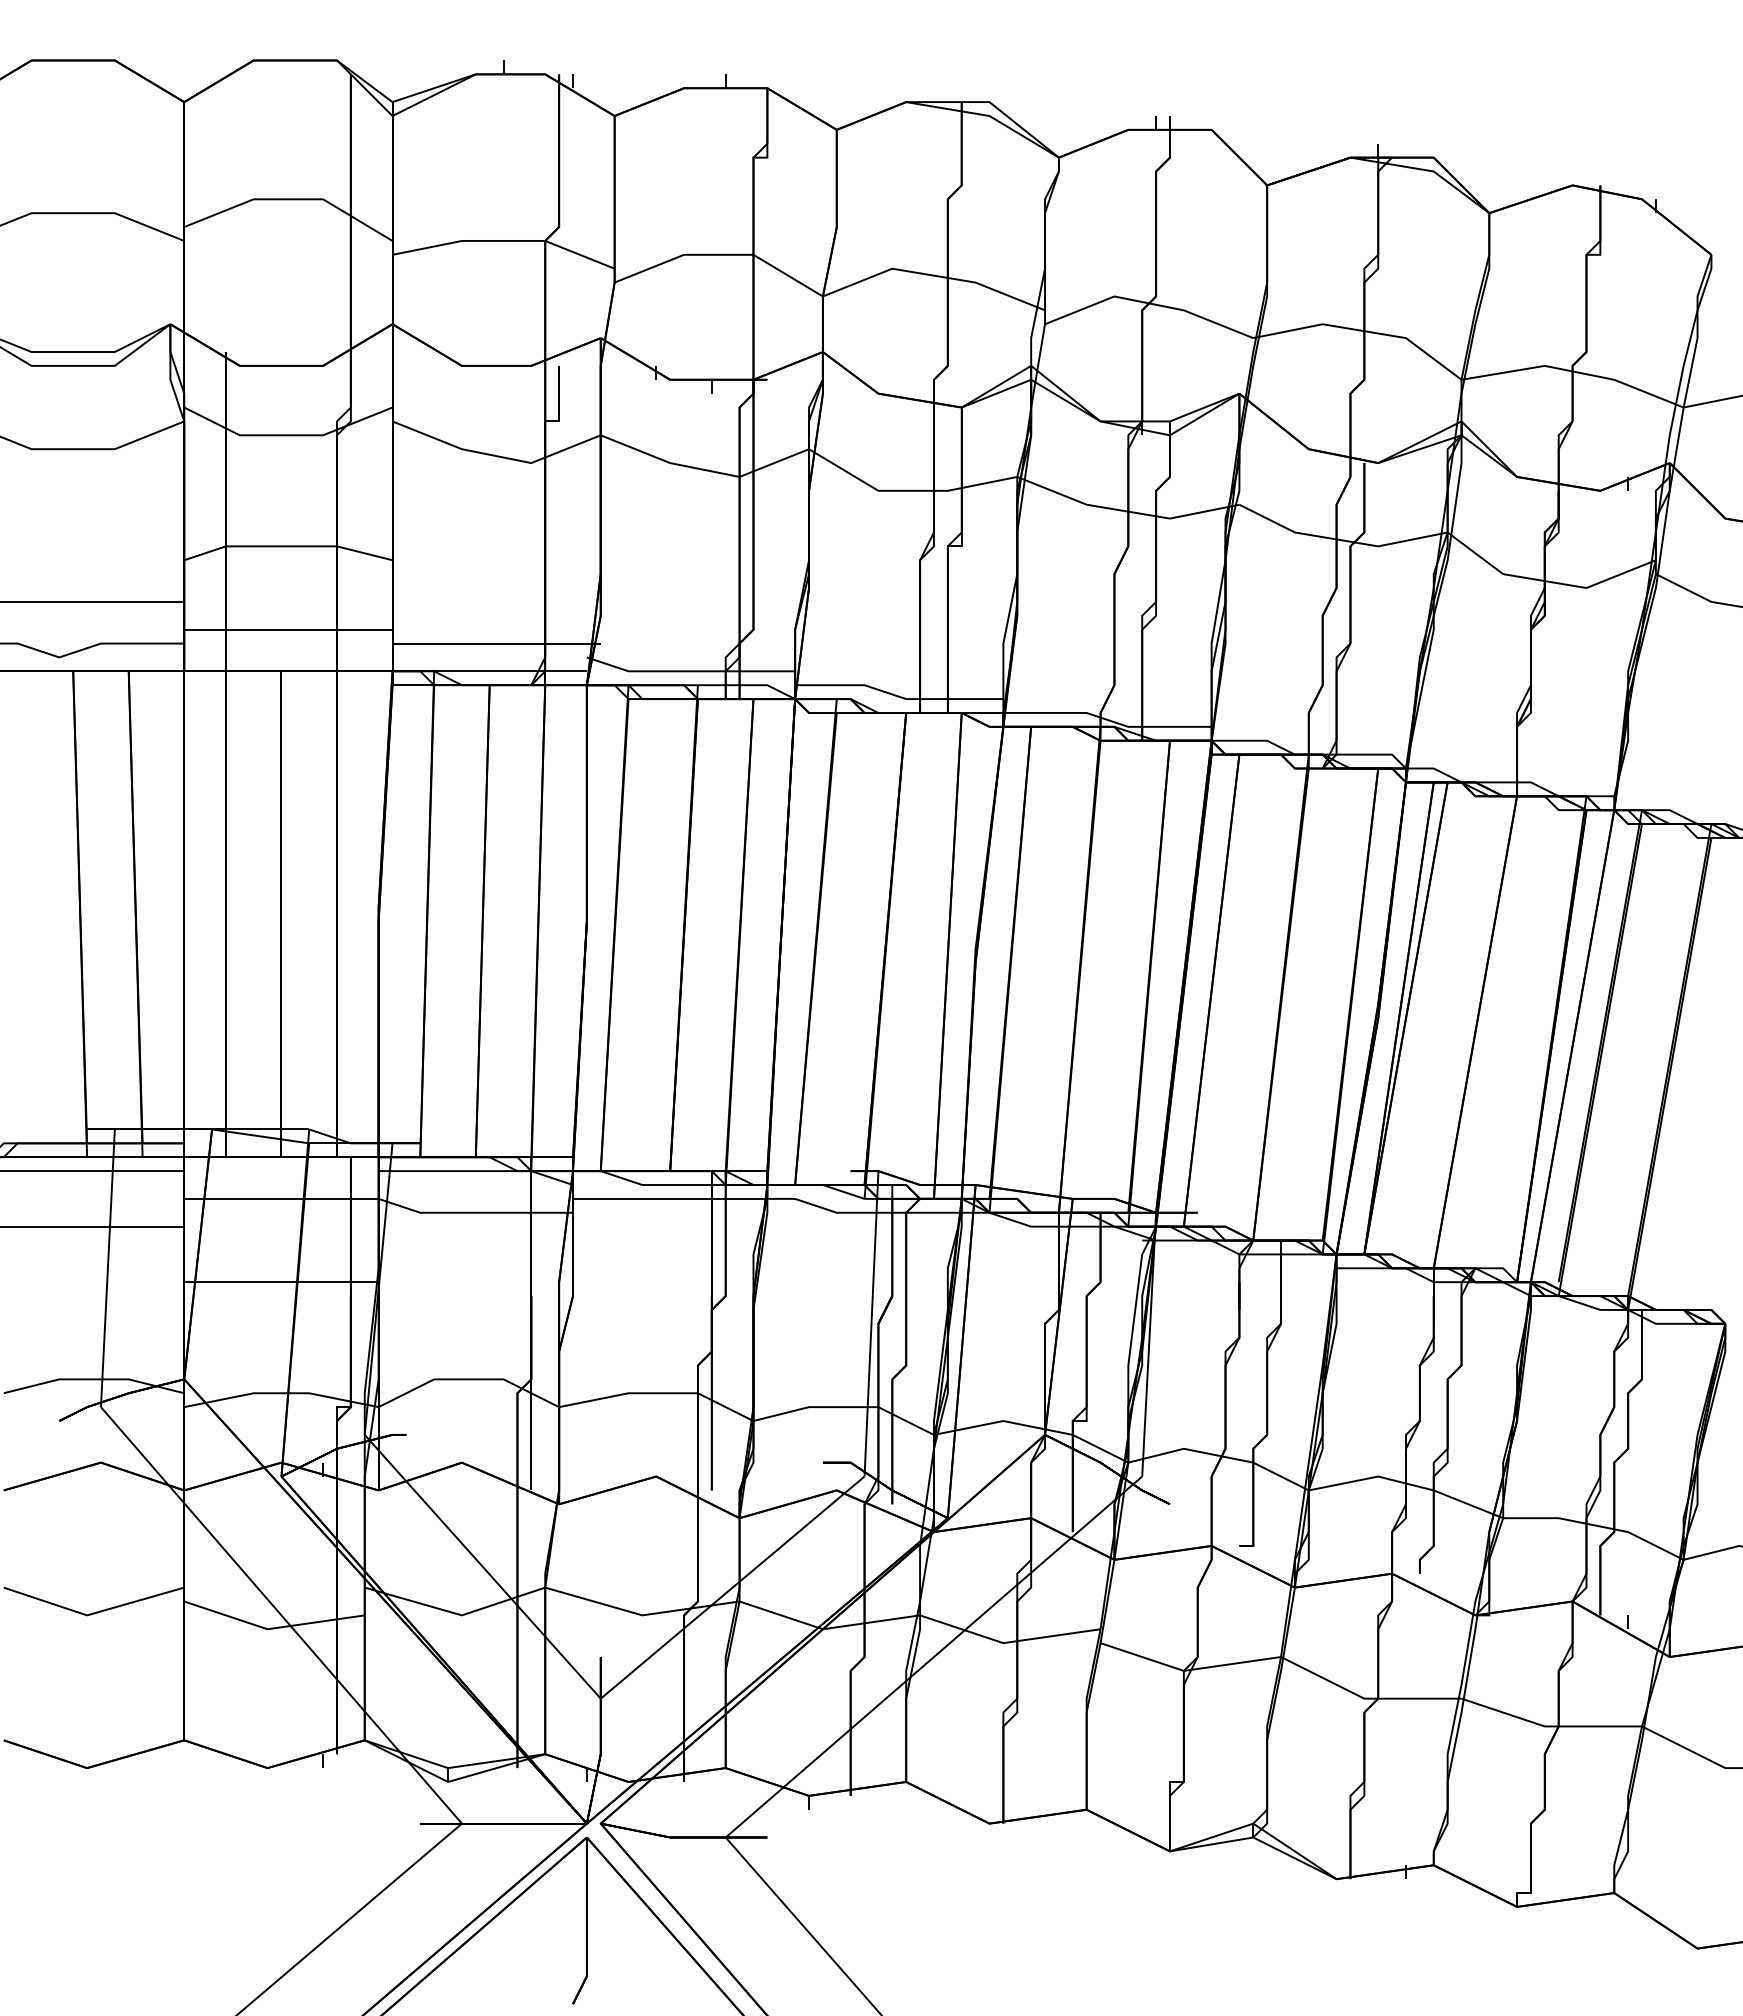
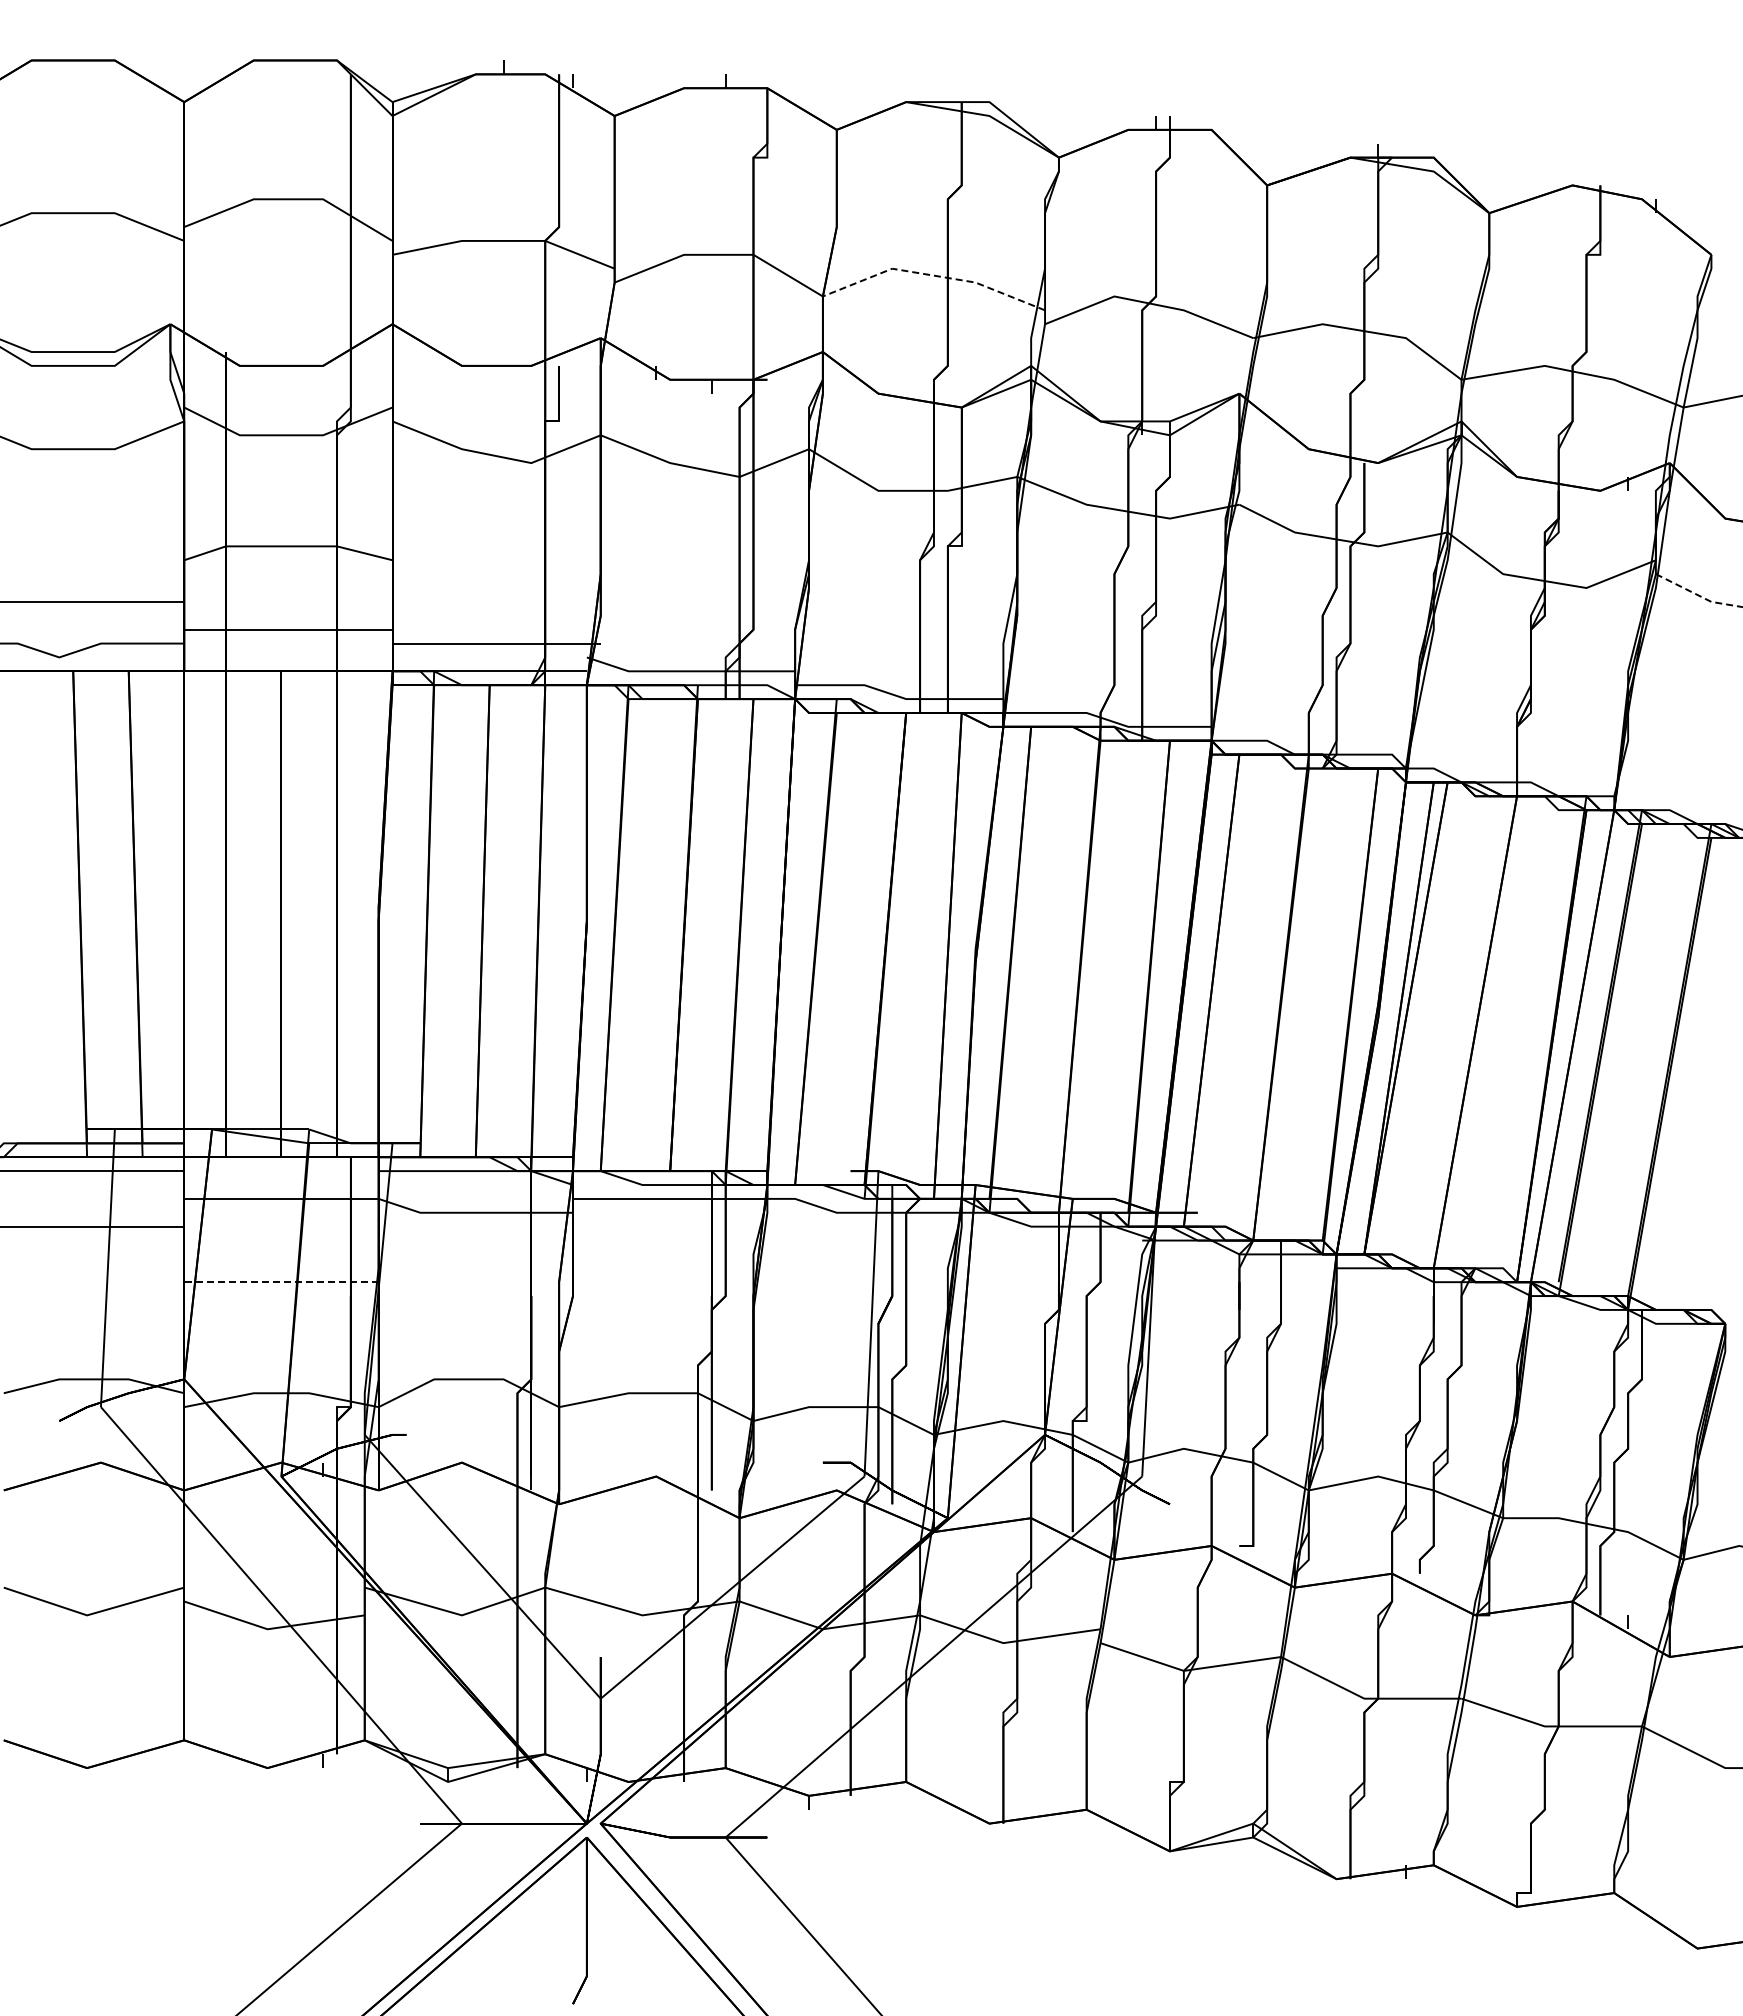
line: solid -> dashed (933, 275)
line: solid -> dashed (1698, 595)
line: solid -> dashed (281, 1282)
